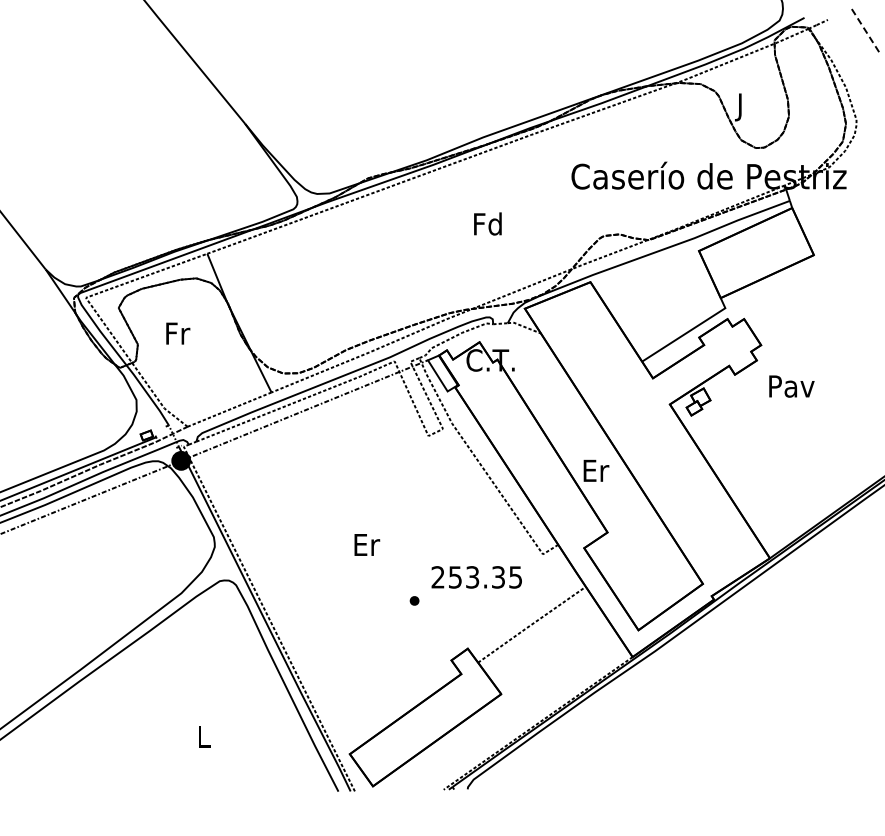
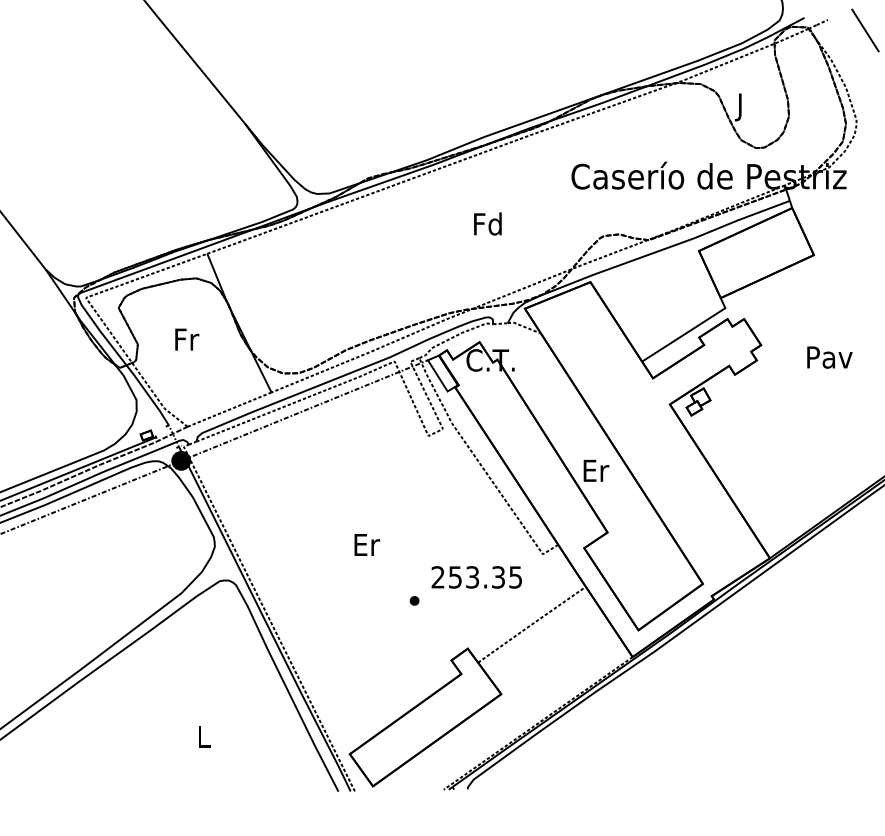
line: dashed -> solid (865, 30)
text position: (178, 333) -> (187, 339) (187, 339)
text position: (791, 386) -> (829, 357) (829, 357)
